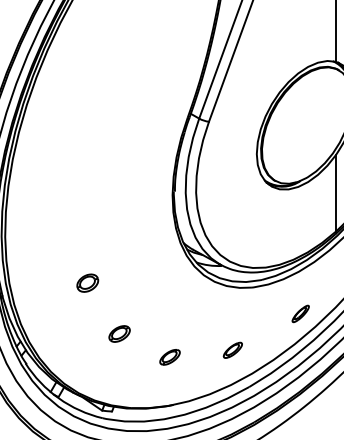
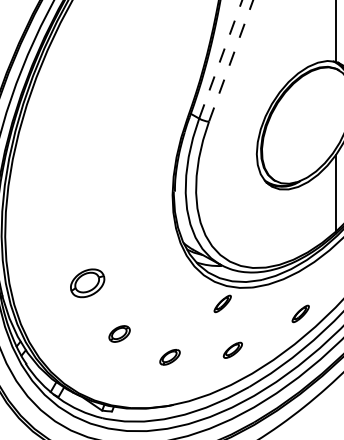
line: solid -> dashed (220, 59)
line: solid -> dashed (230, 61)
part size: 24x20 px -> 36x31 px (87, 283)
part: none -> present (222, 303)
